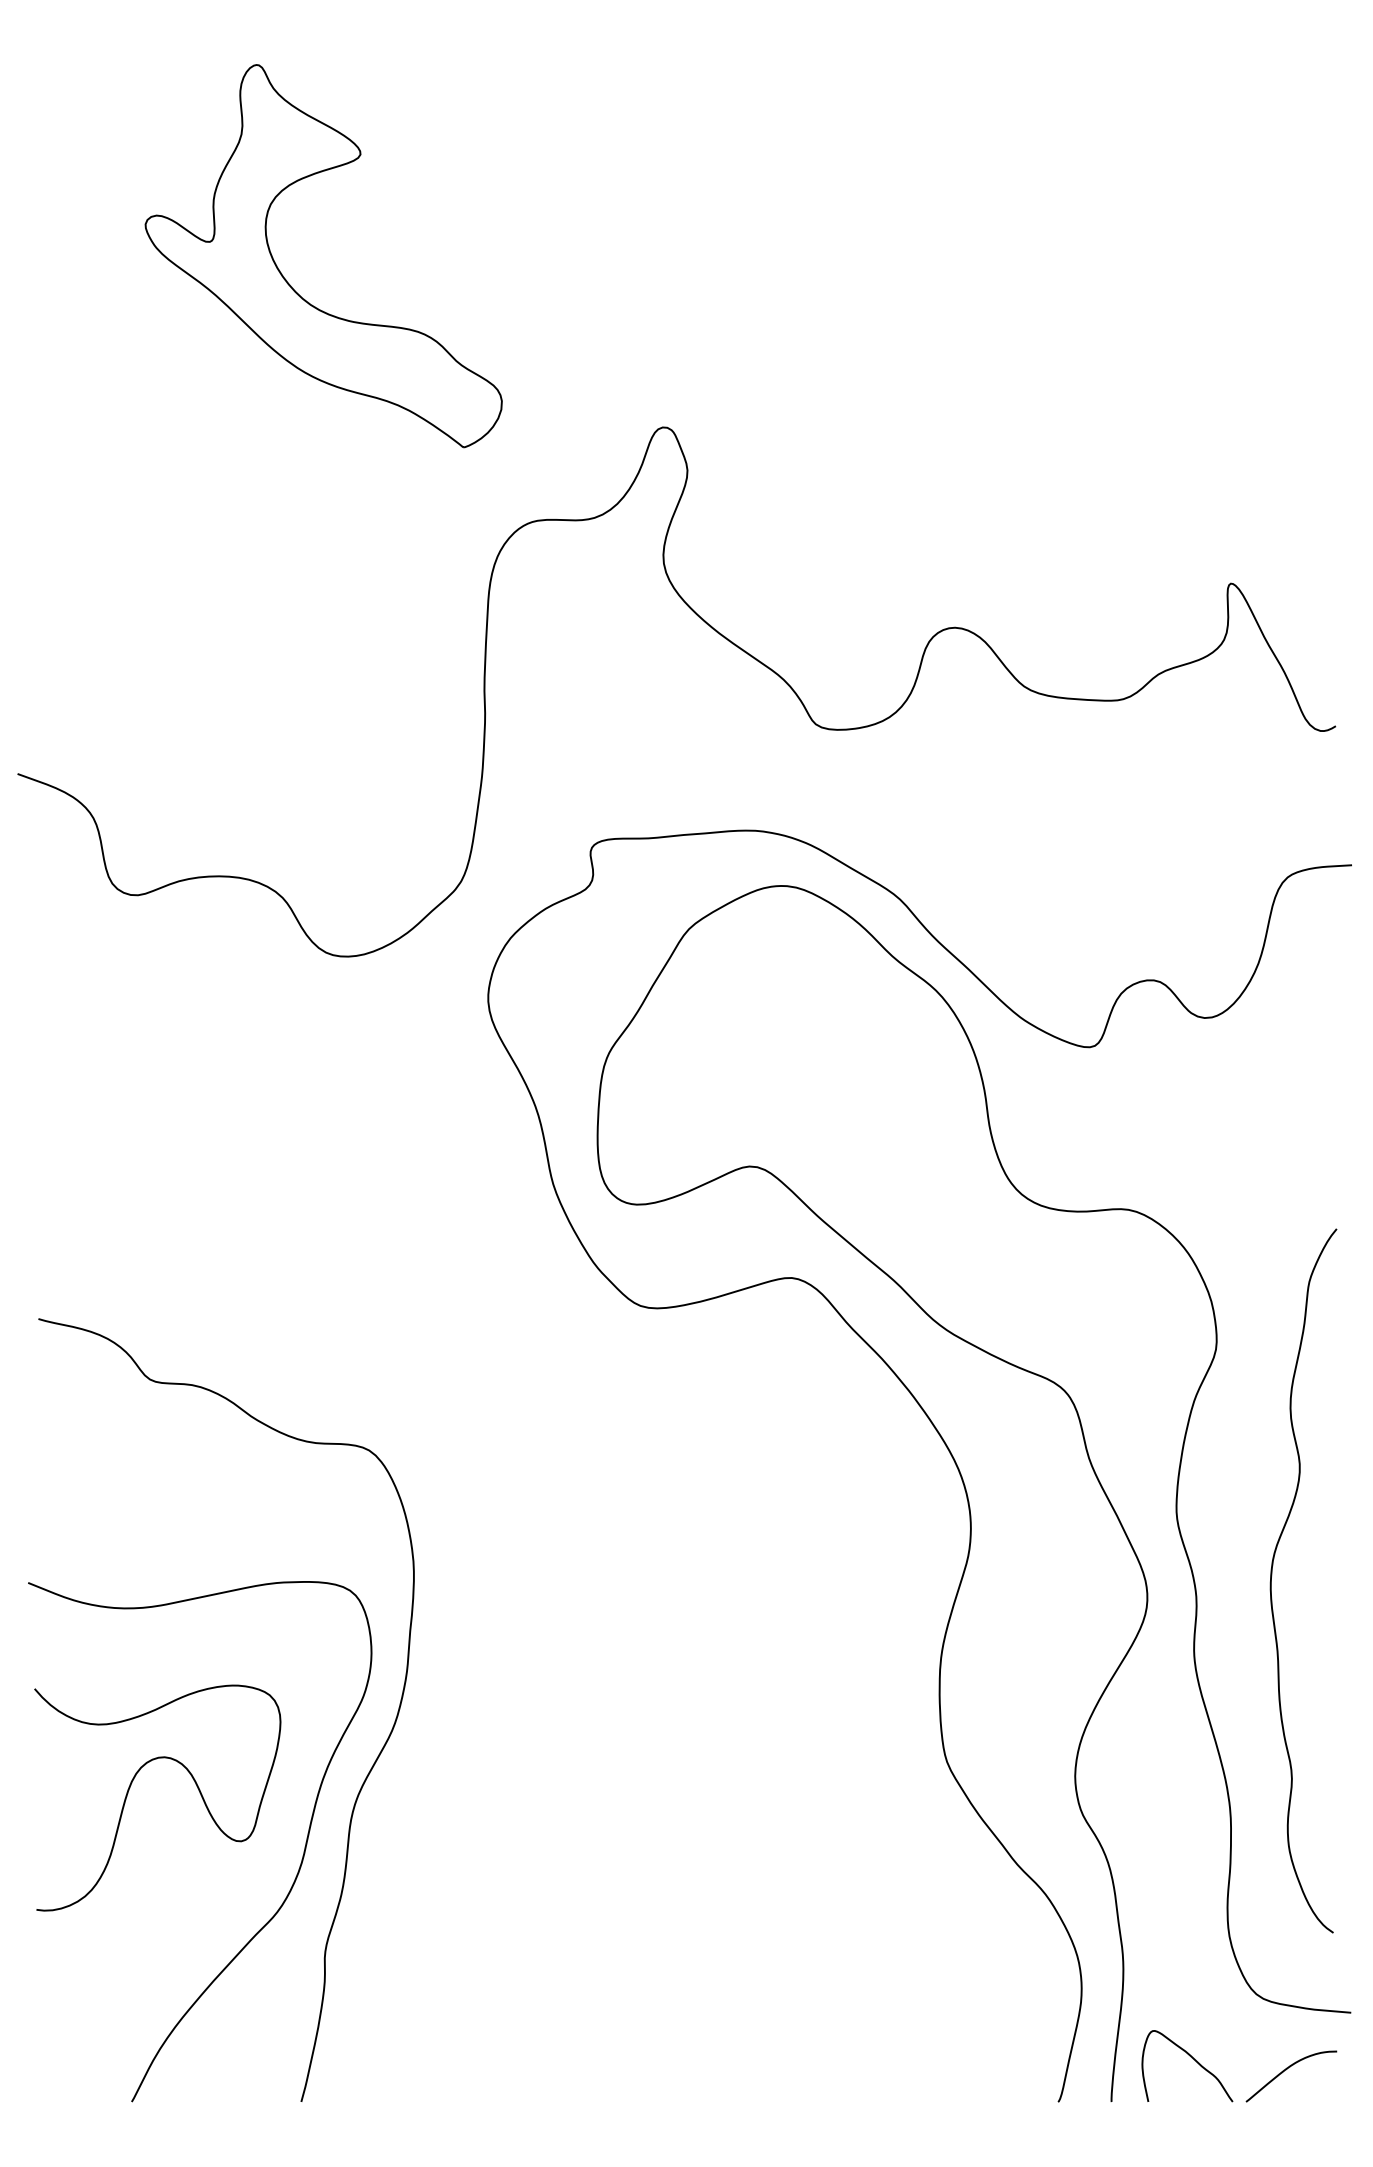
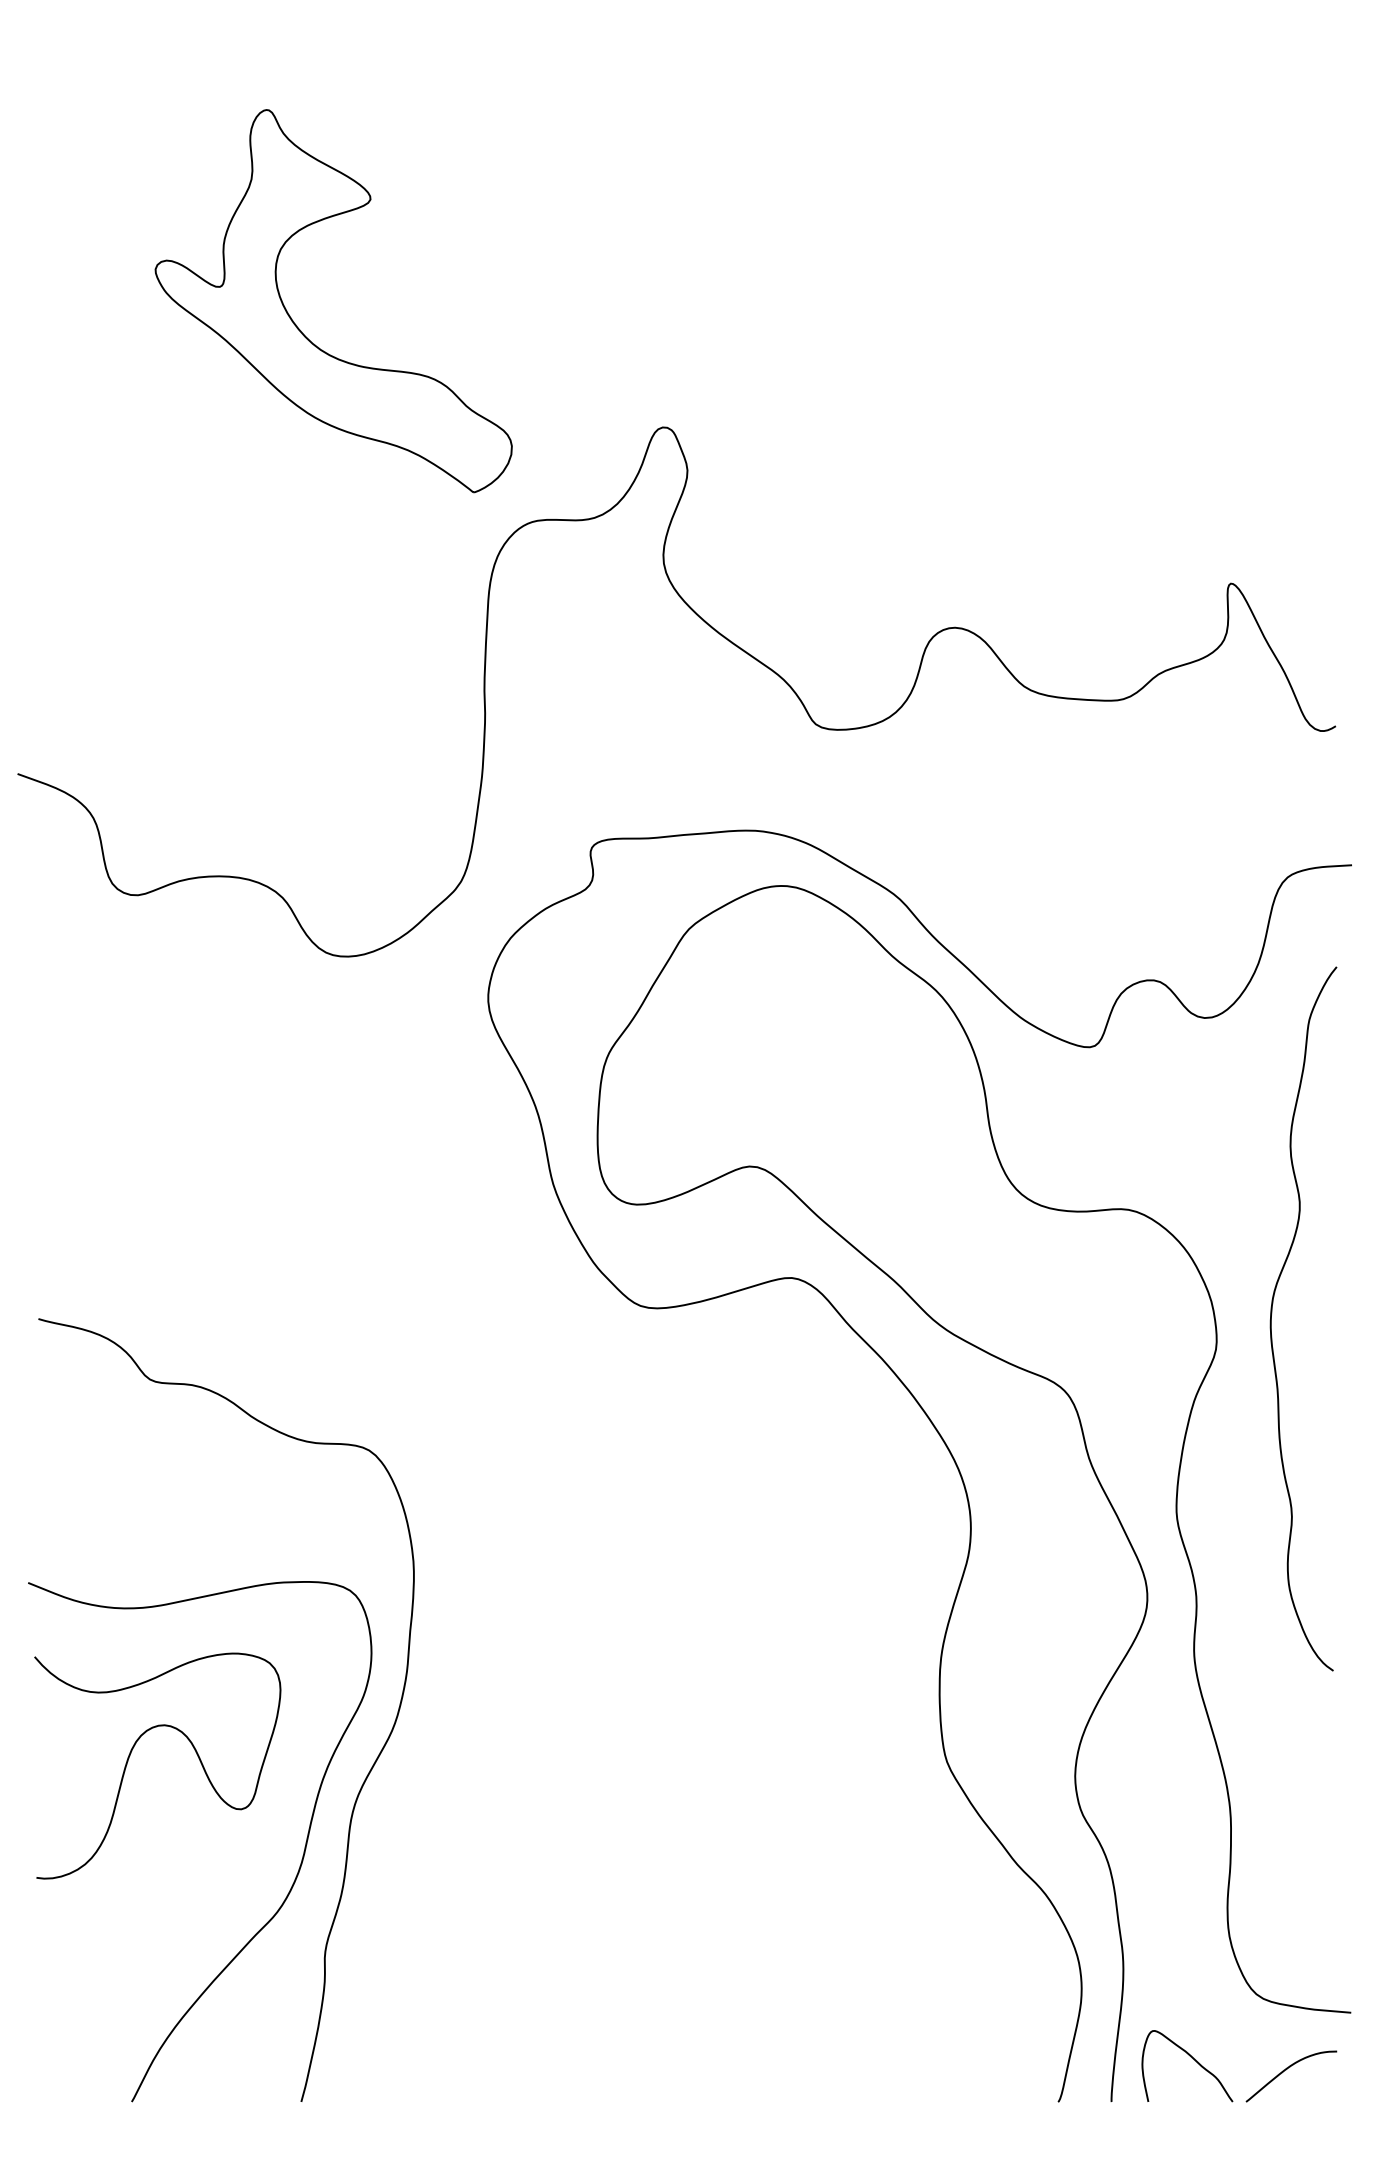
part position: (291, 285) -> (301, 330) (301, 330)
curve position: (1272, 1575) -> (1272, 1313) (1272, 1313)
curve position: (130, 1788) -> (130, 1756) (130, 1756)
